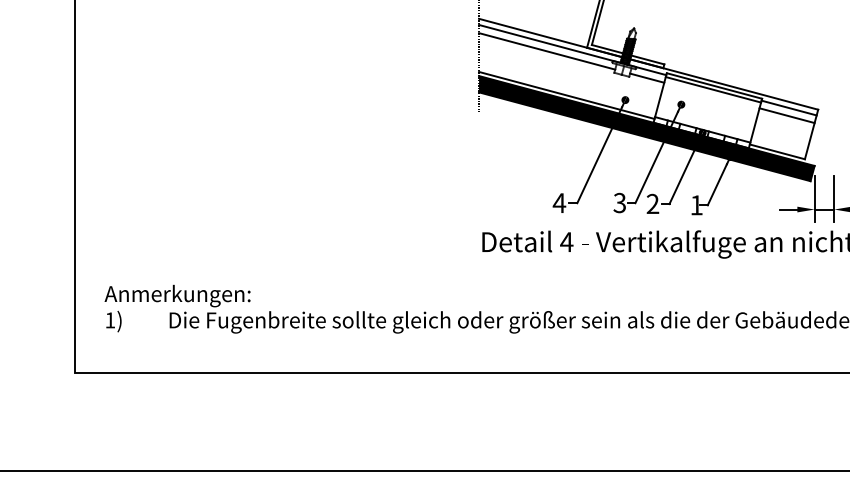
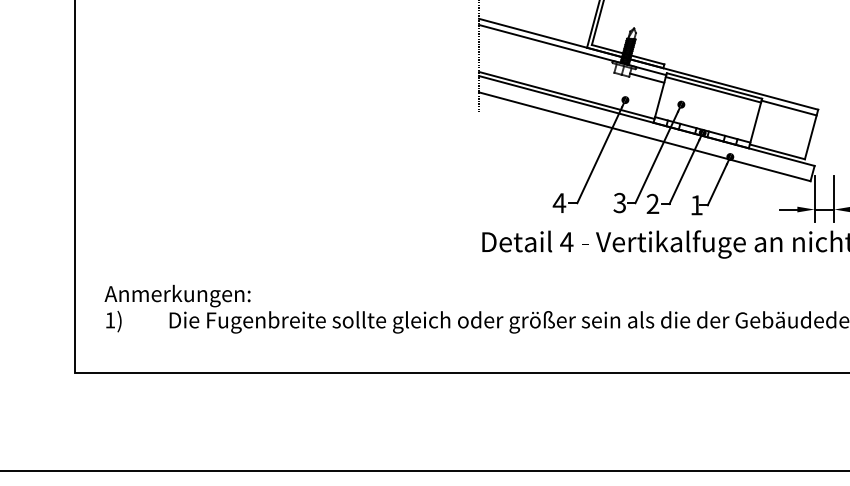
line: present -> none (547, 51)
line: present -> none (786, 115)
fill: present -> none (646, 128)
